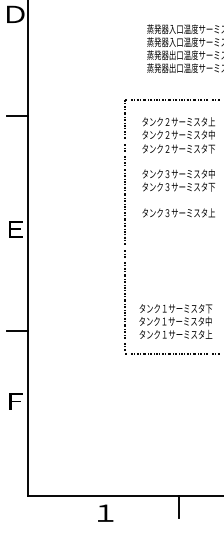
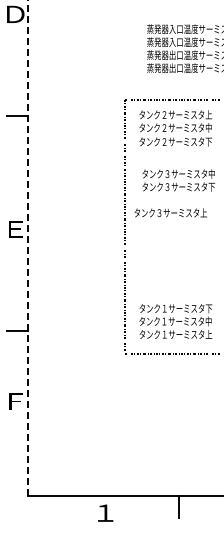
text position: (178, 135) -> (175, 128) (175, 128)
text position: (178, 212) -> (170, 212) (170, 212)
line: solid -> dashed (28, 248)
